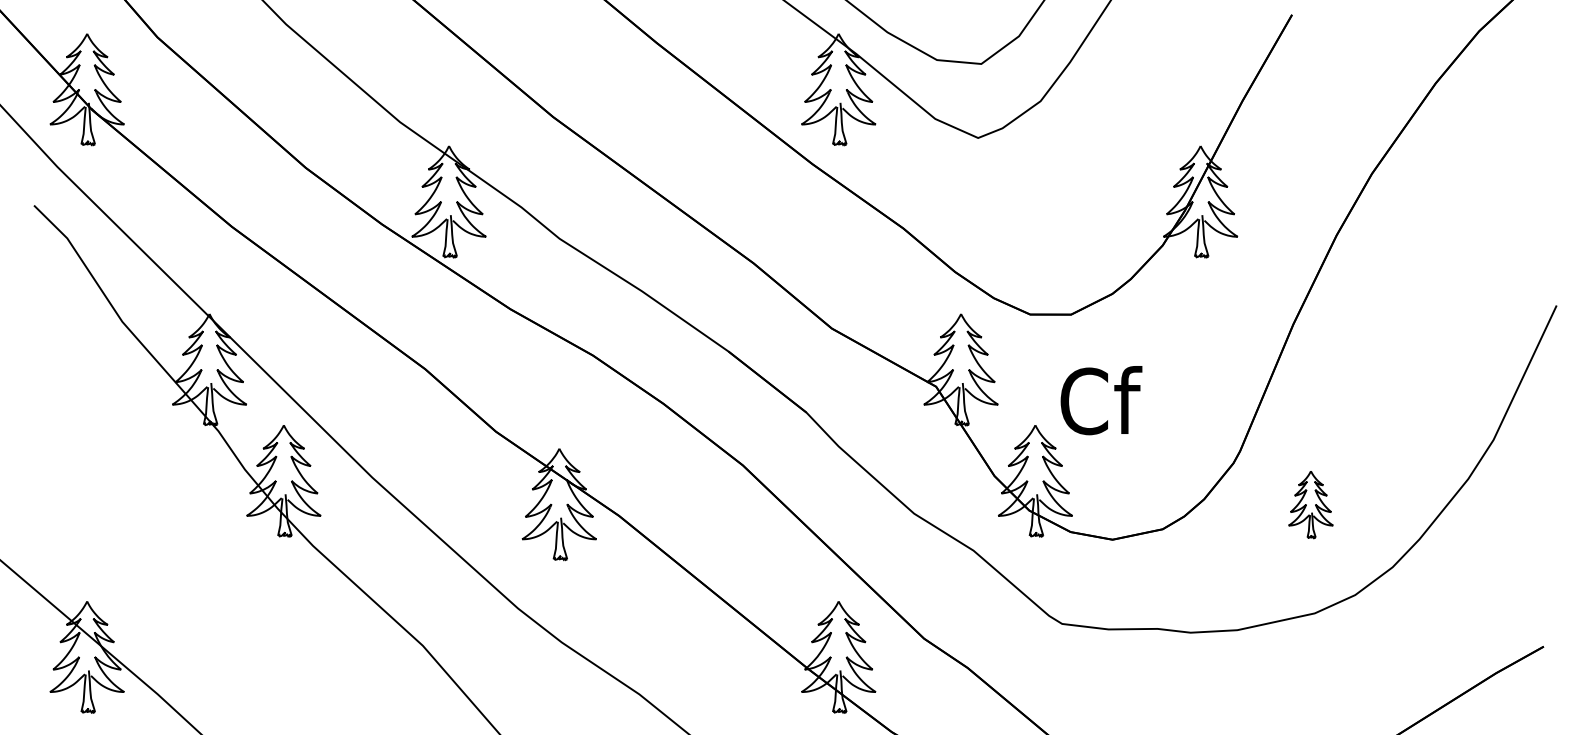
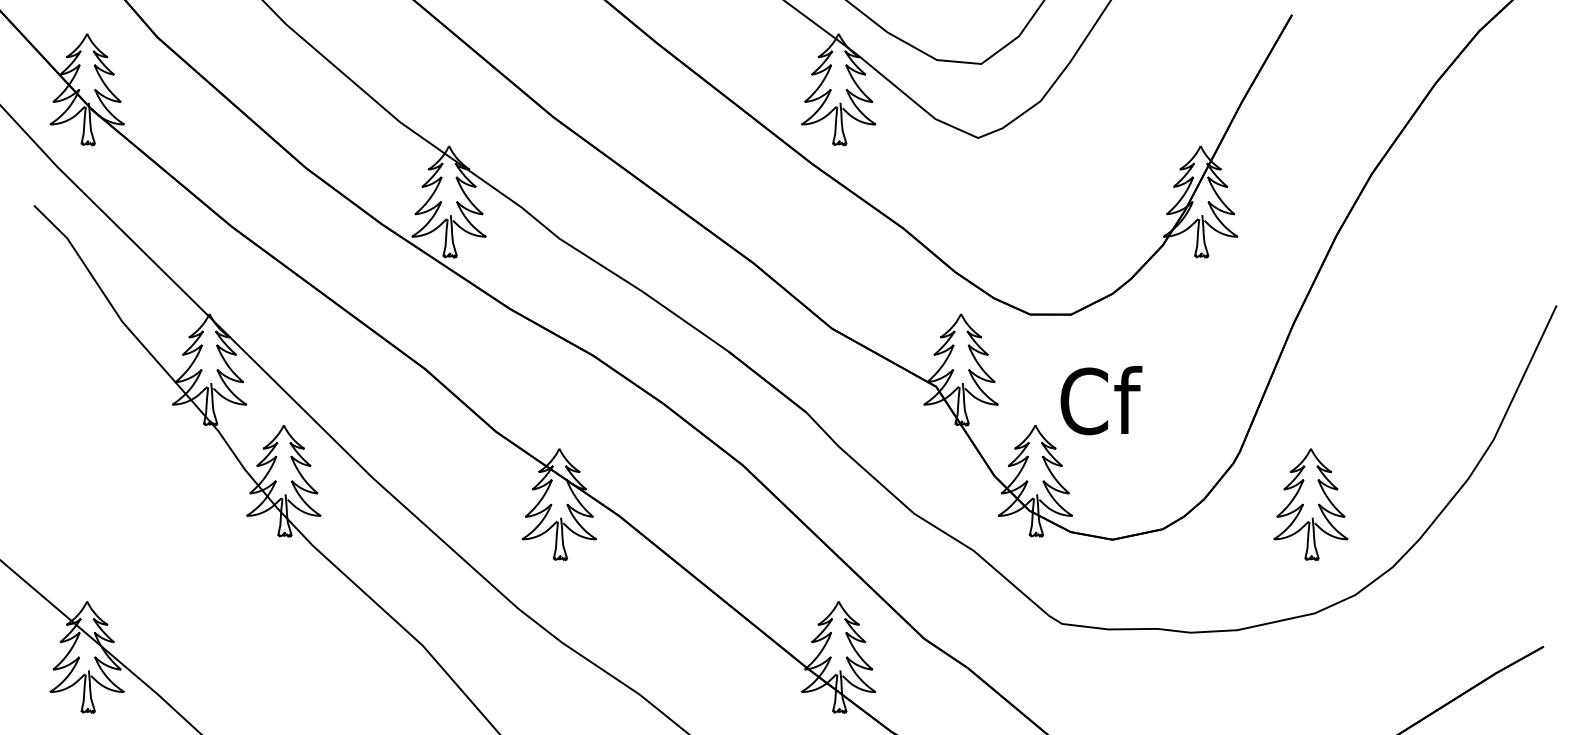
part size: 46x69 px -> 76x114 px (1310, 504)
